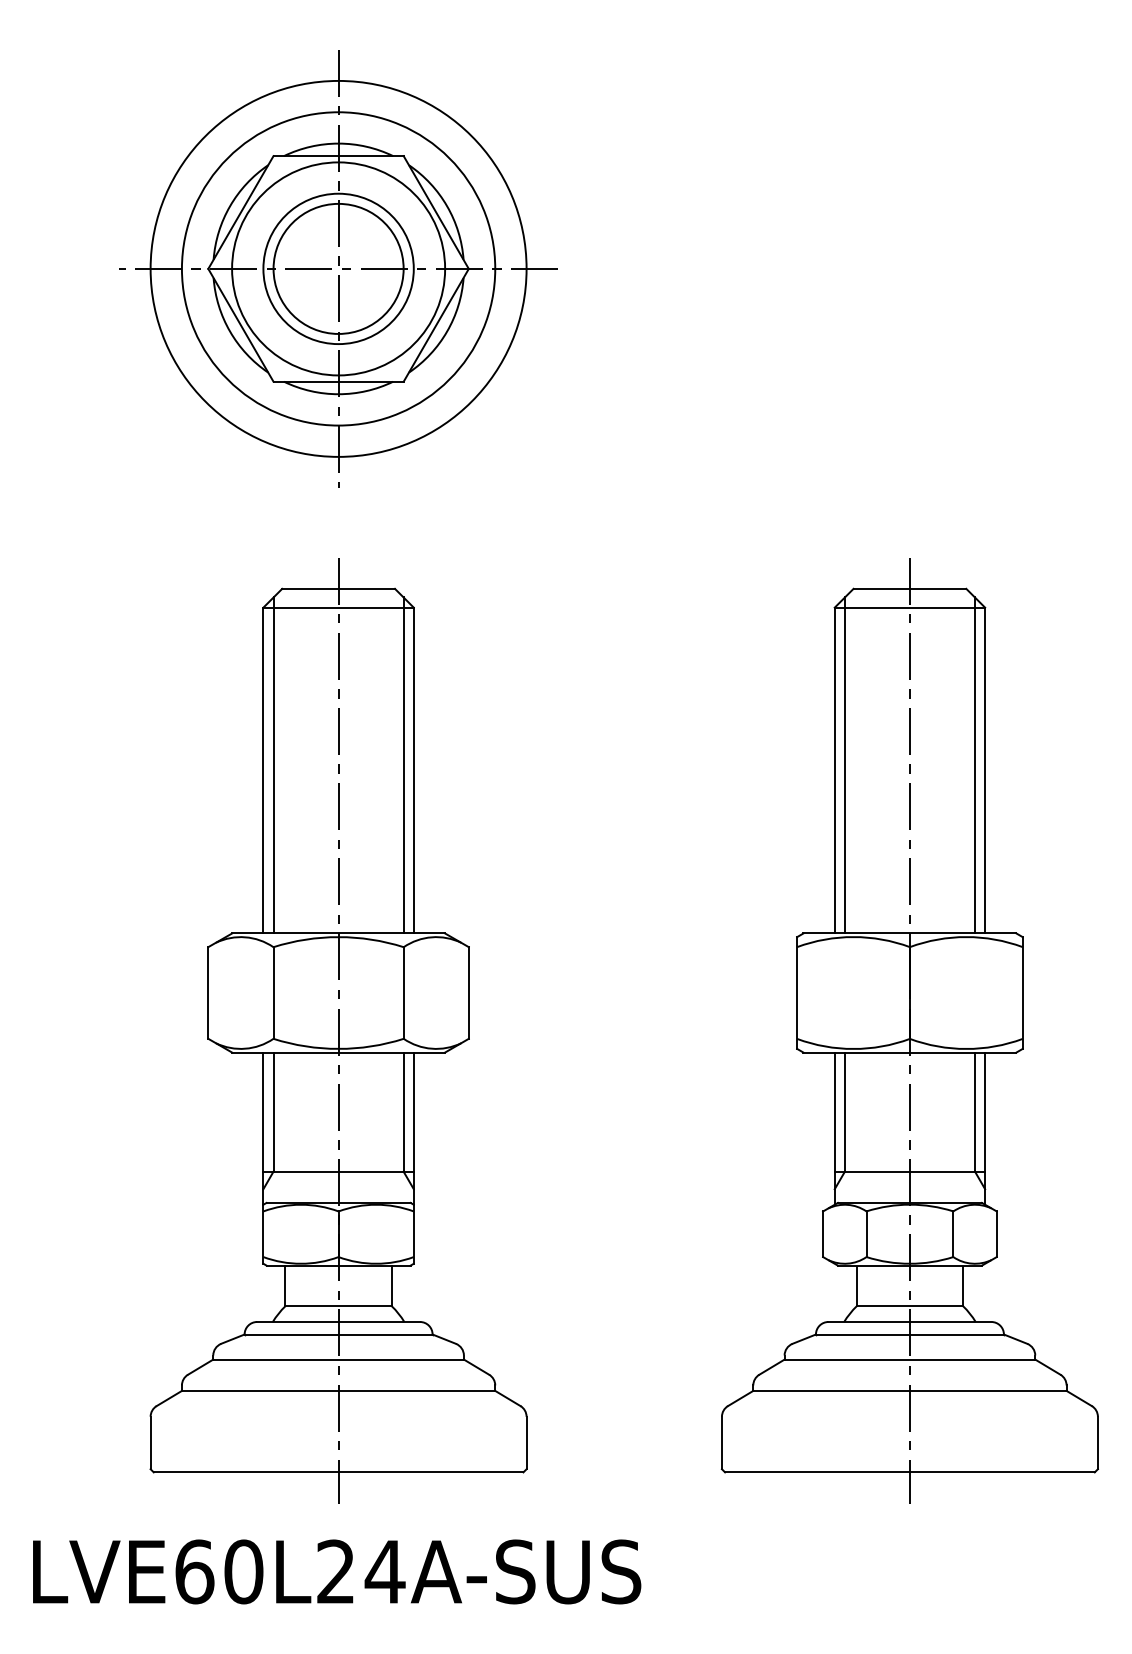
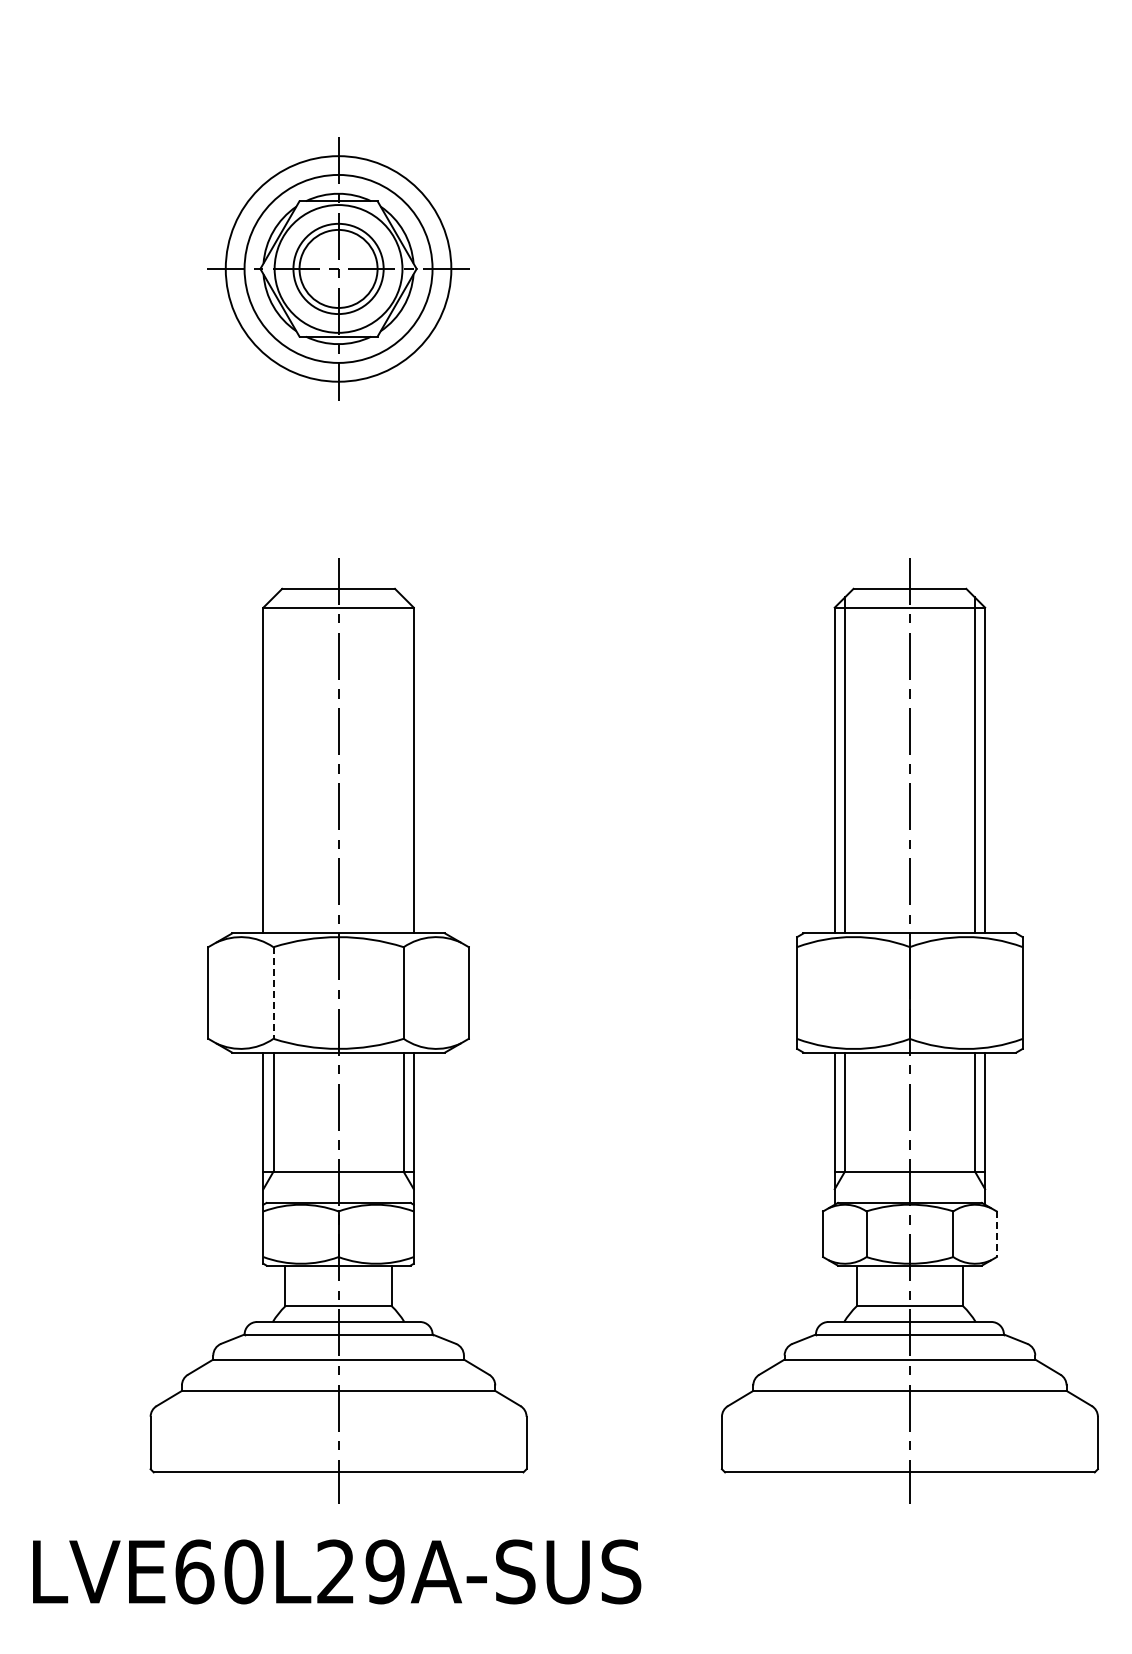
part size: 439x438 px -> 263x264 px (338, 268)
line: present -> none (273, 765)
line: present -> none (403, 765)
line: solid -> dashed (273, 992)
line: solid -> dashed (996, 1234)
text: LVE60L24A-SUS -> LVE60L29A-SUS (384, 1571)
